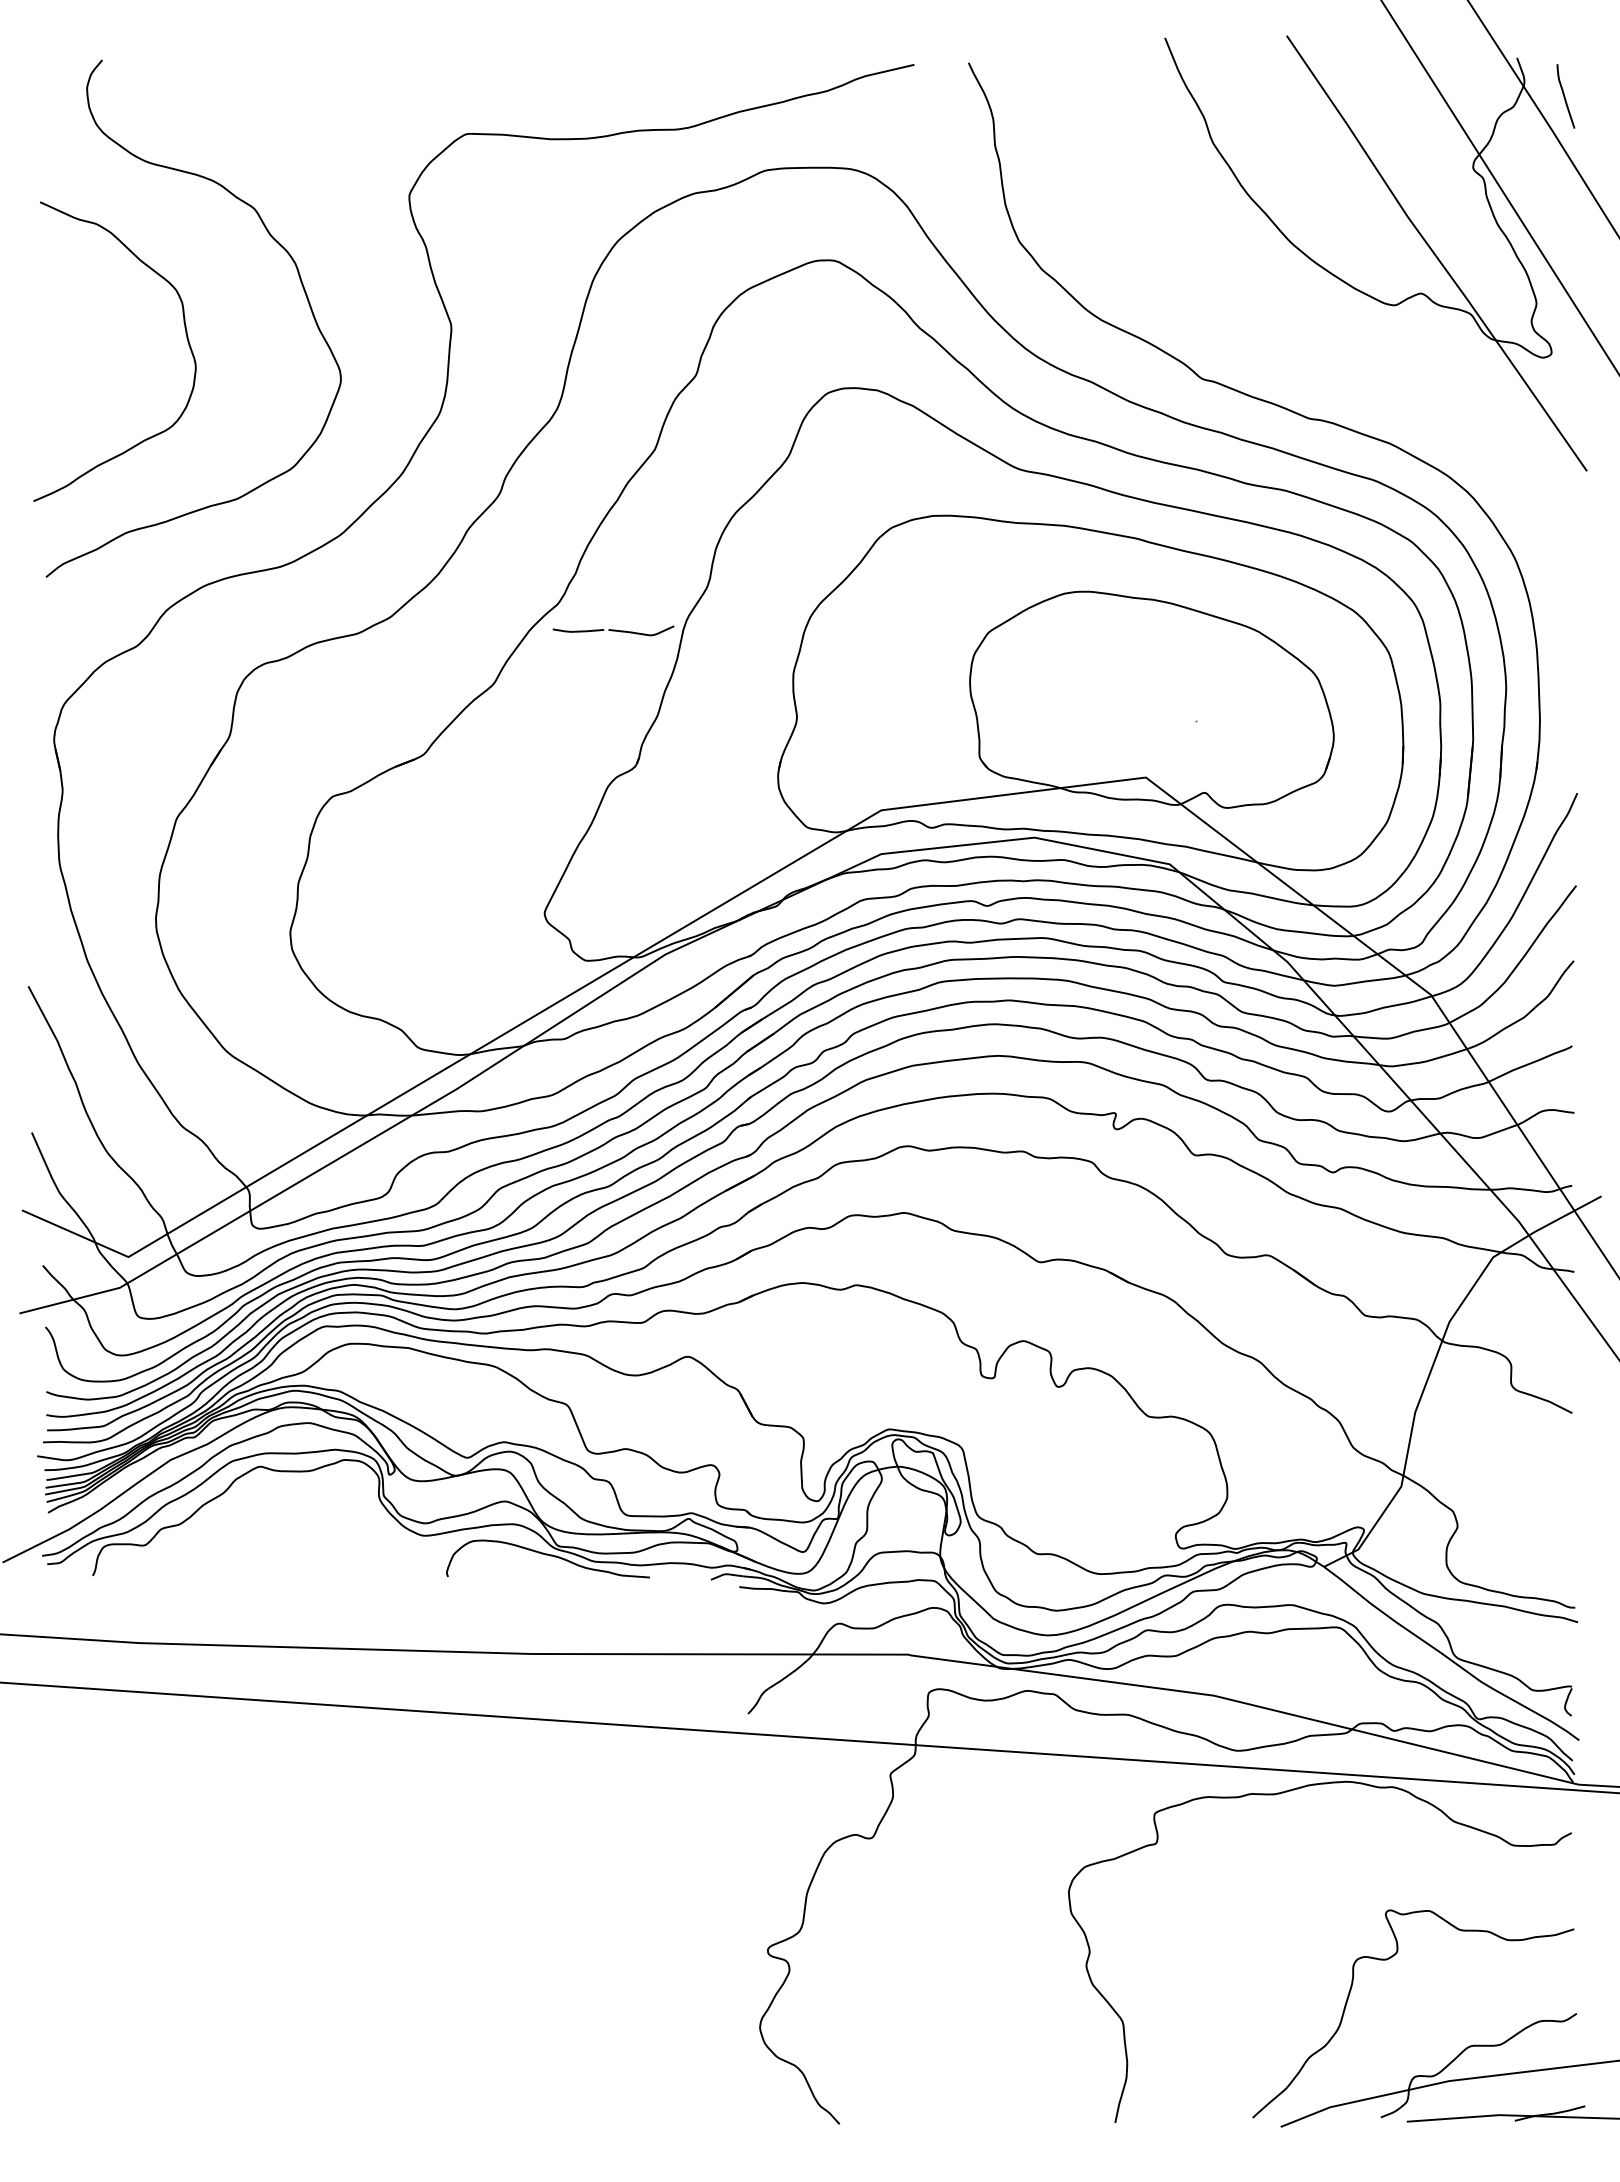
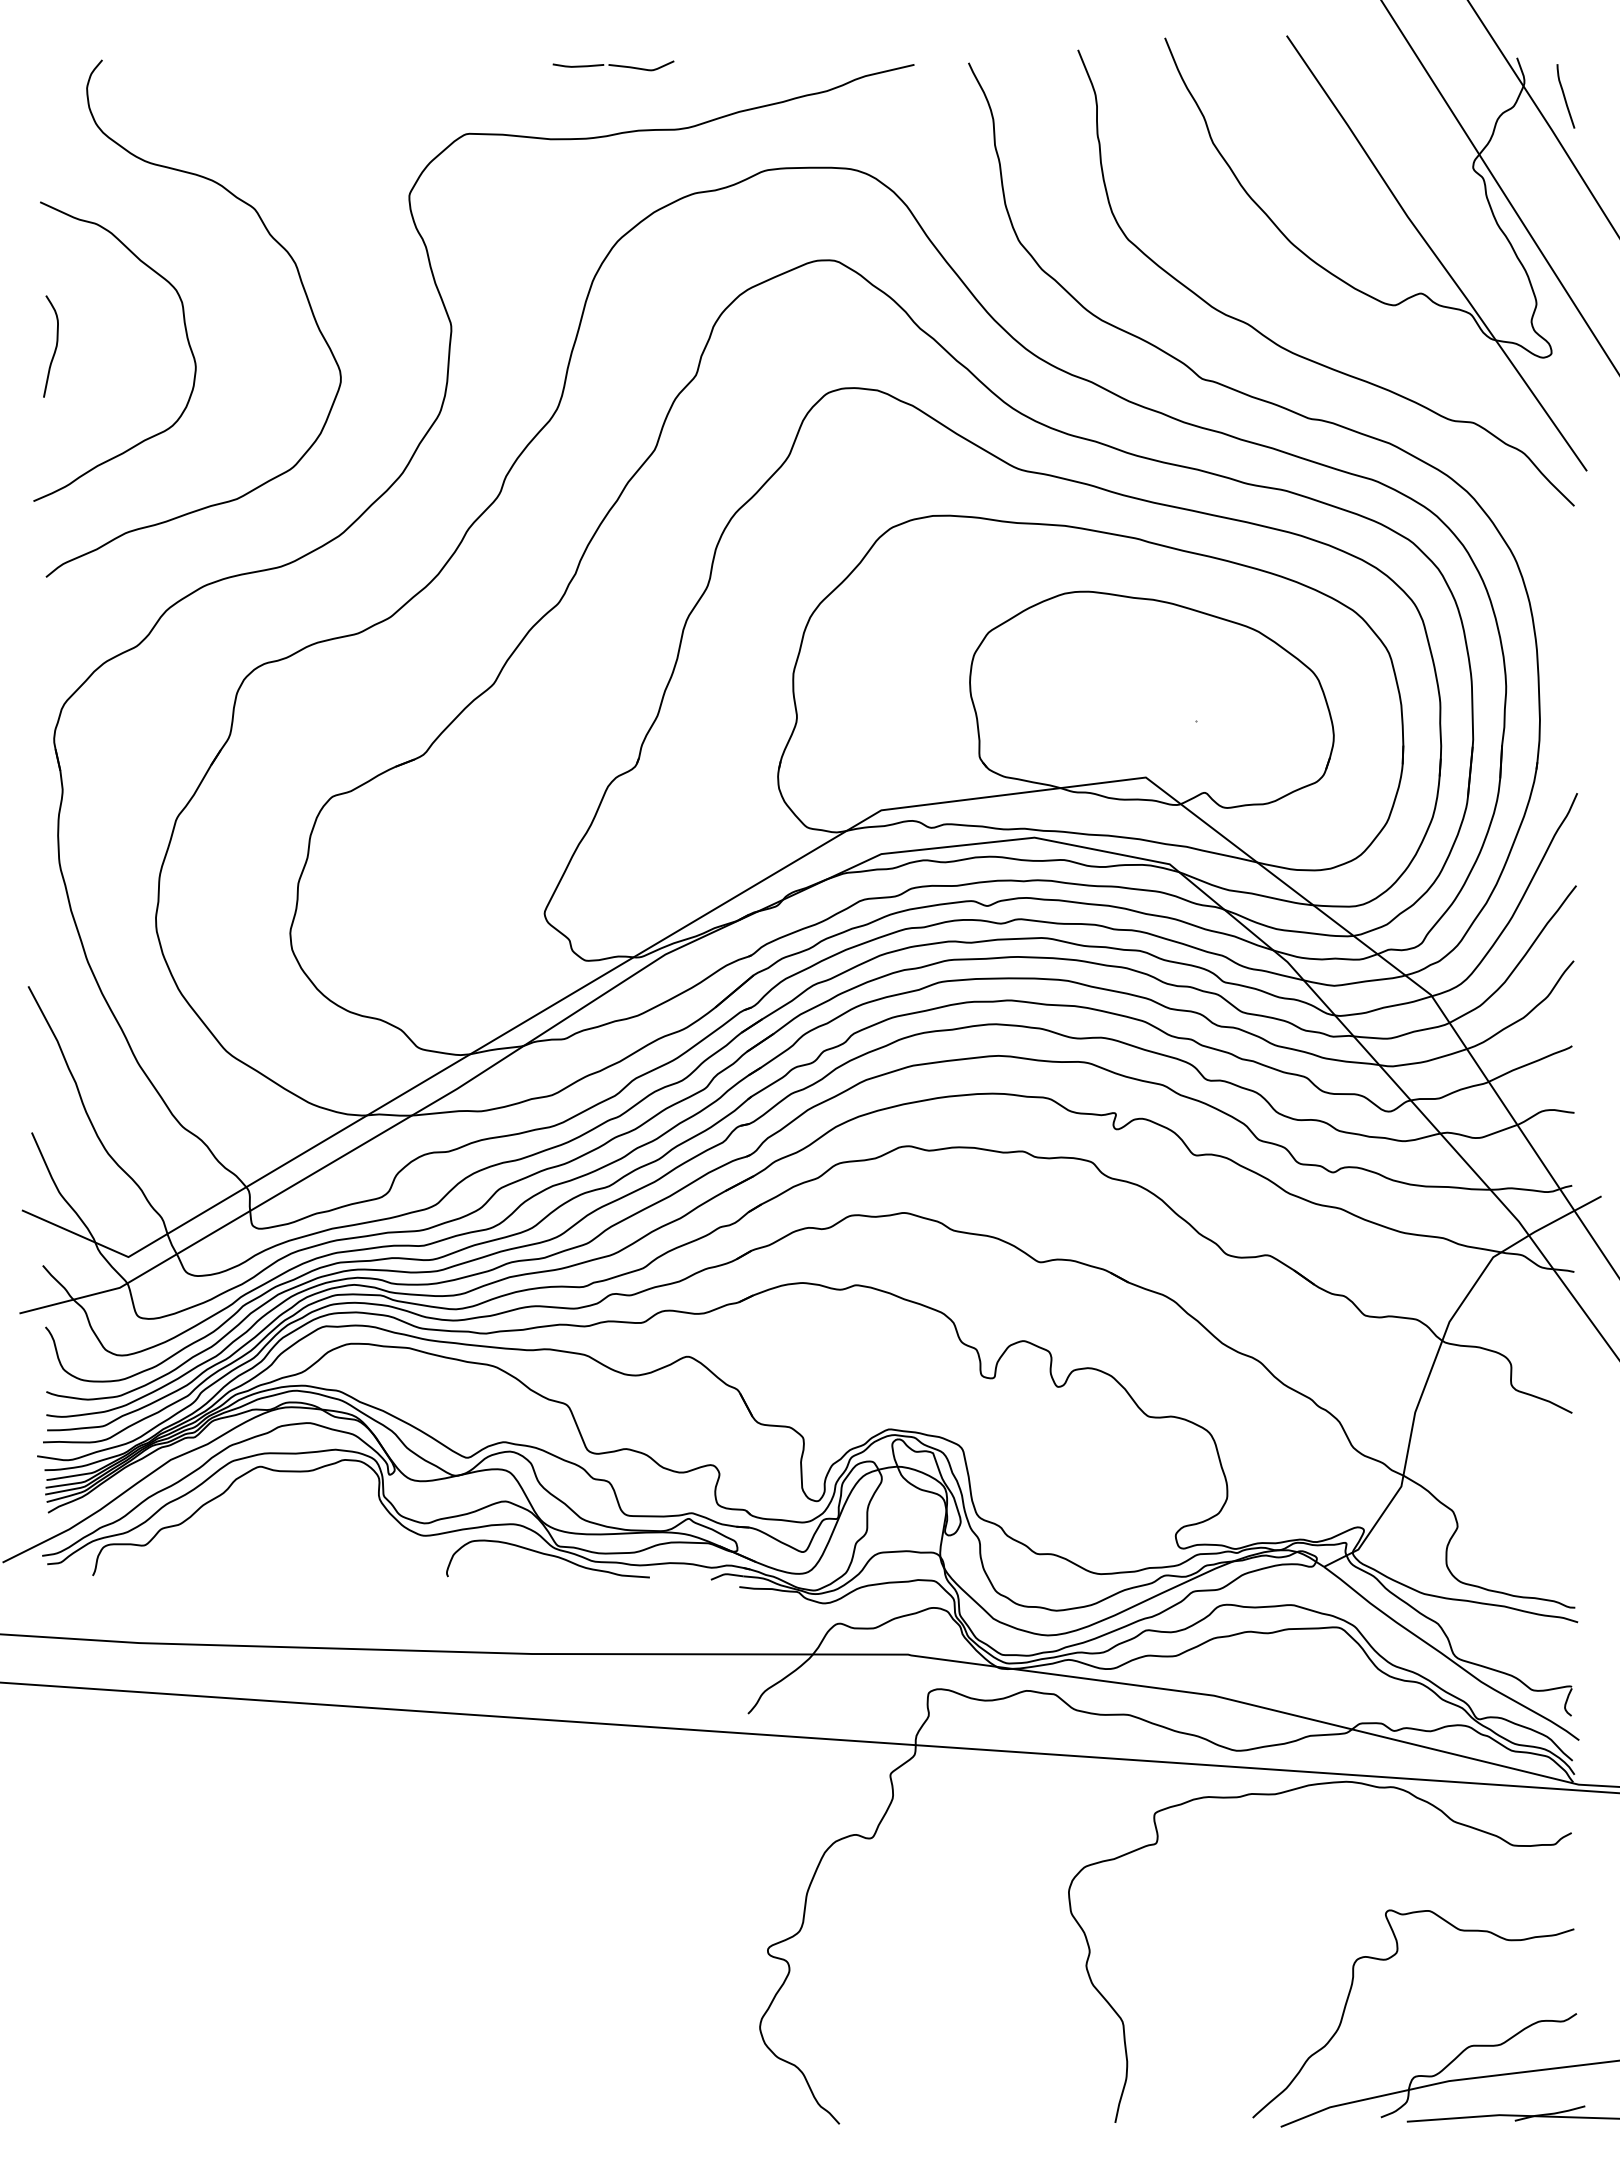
curve: none -> present (55, 346)
curve: none -> present (1288, 349)
part position: (613, 630) -> (613, 65) (613, 65)
